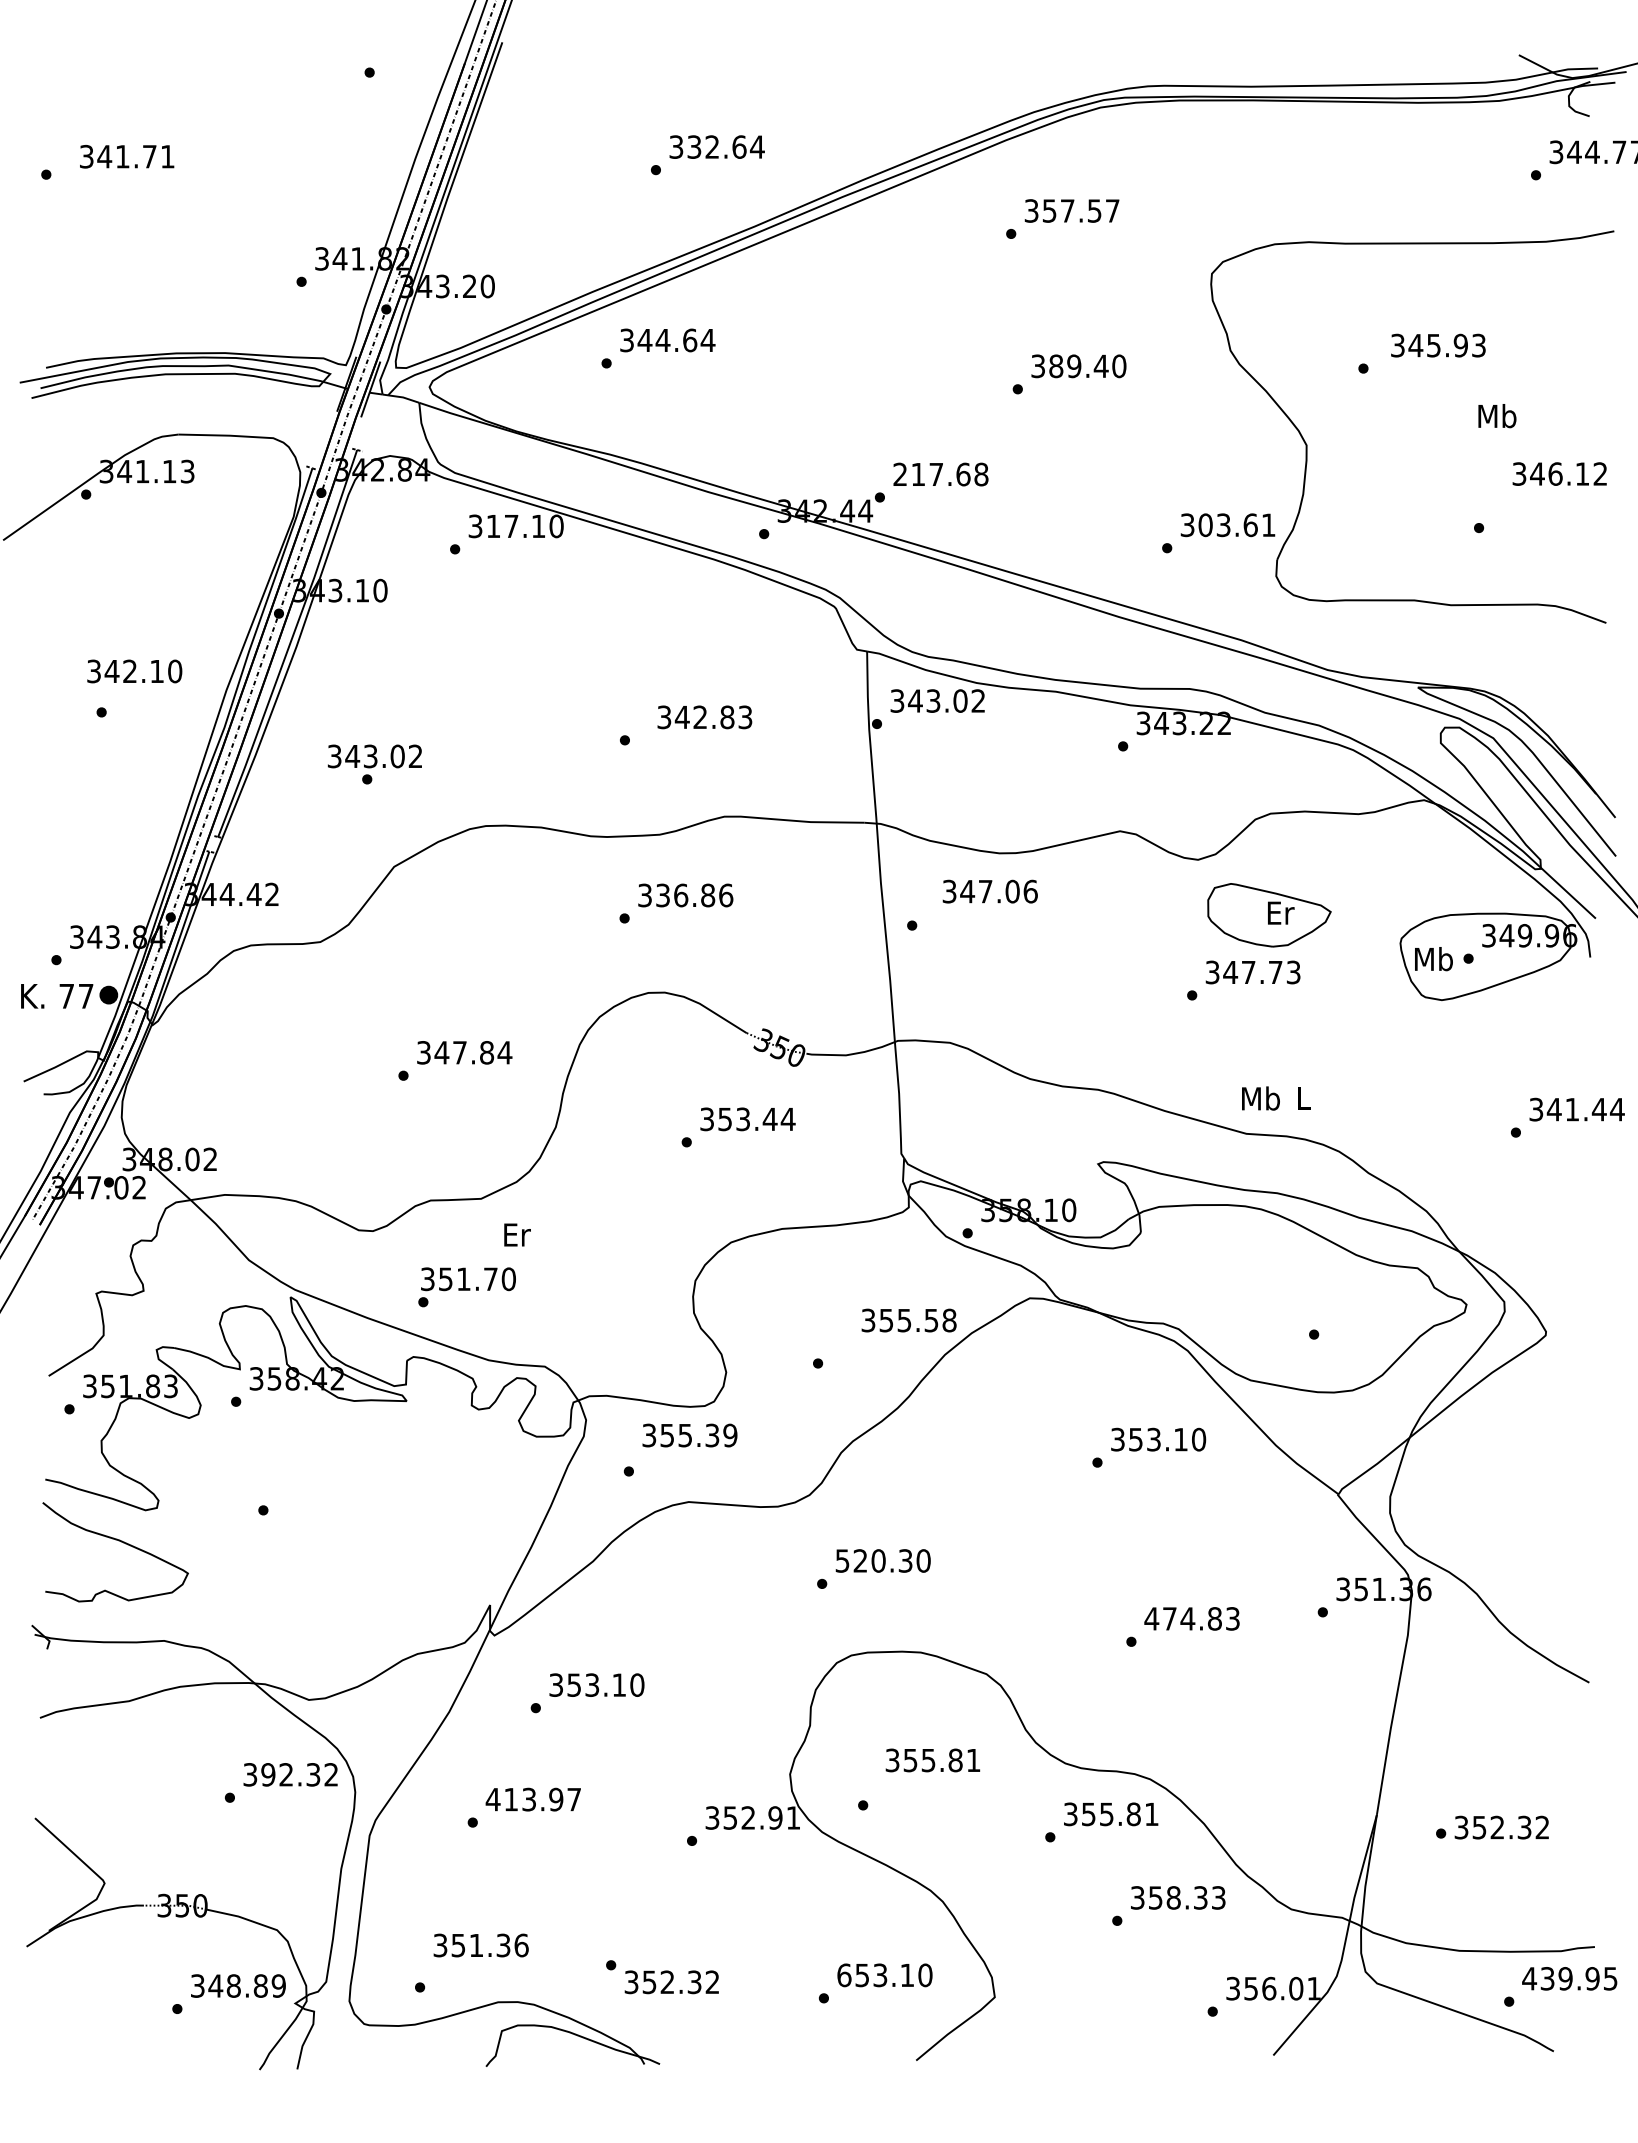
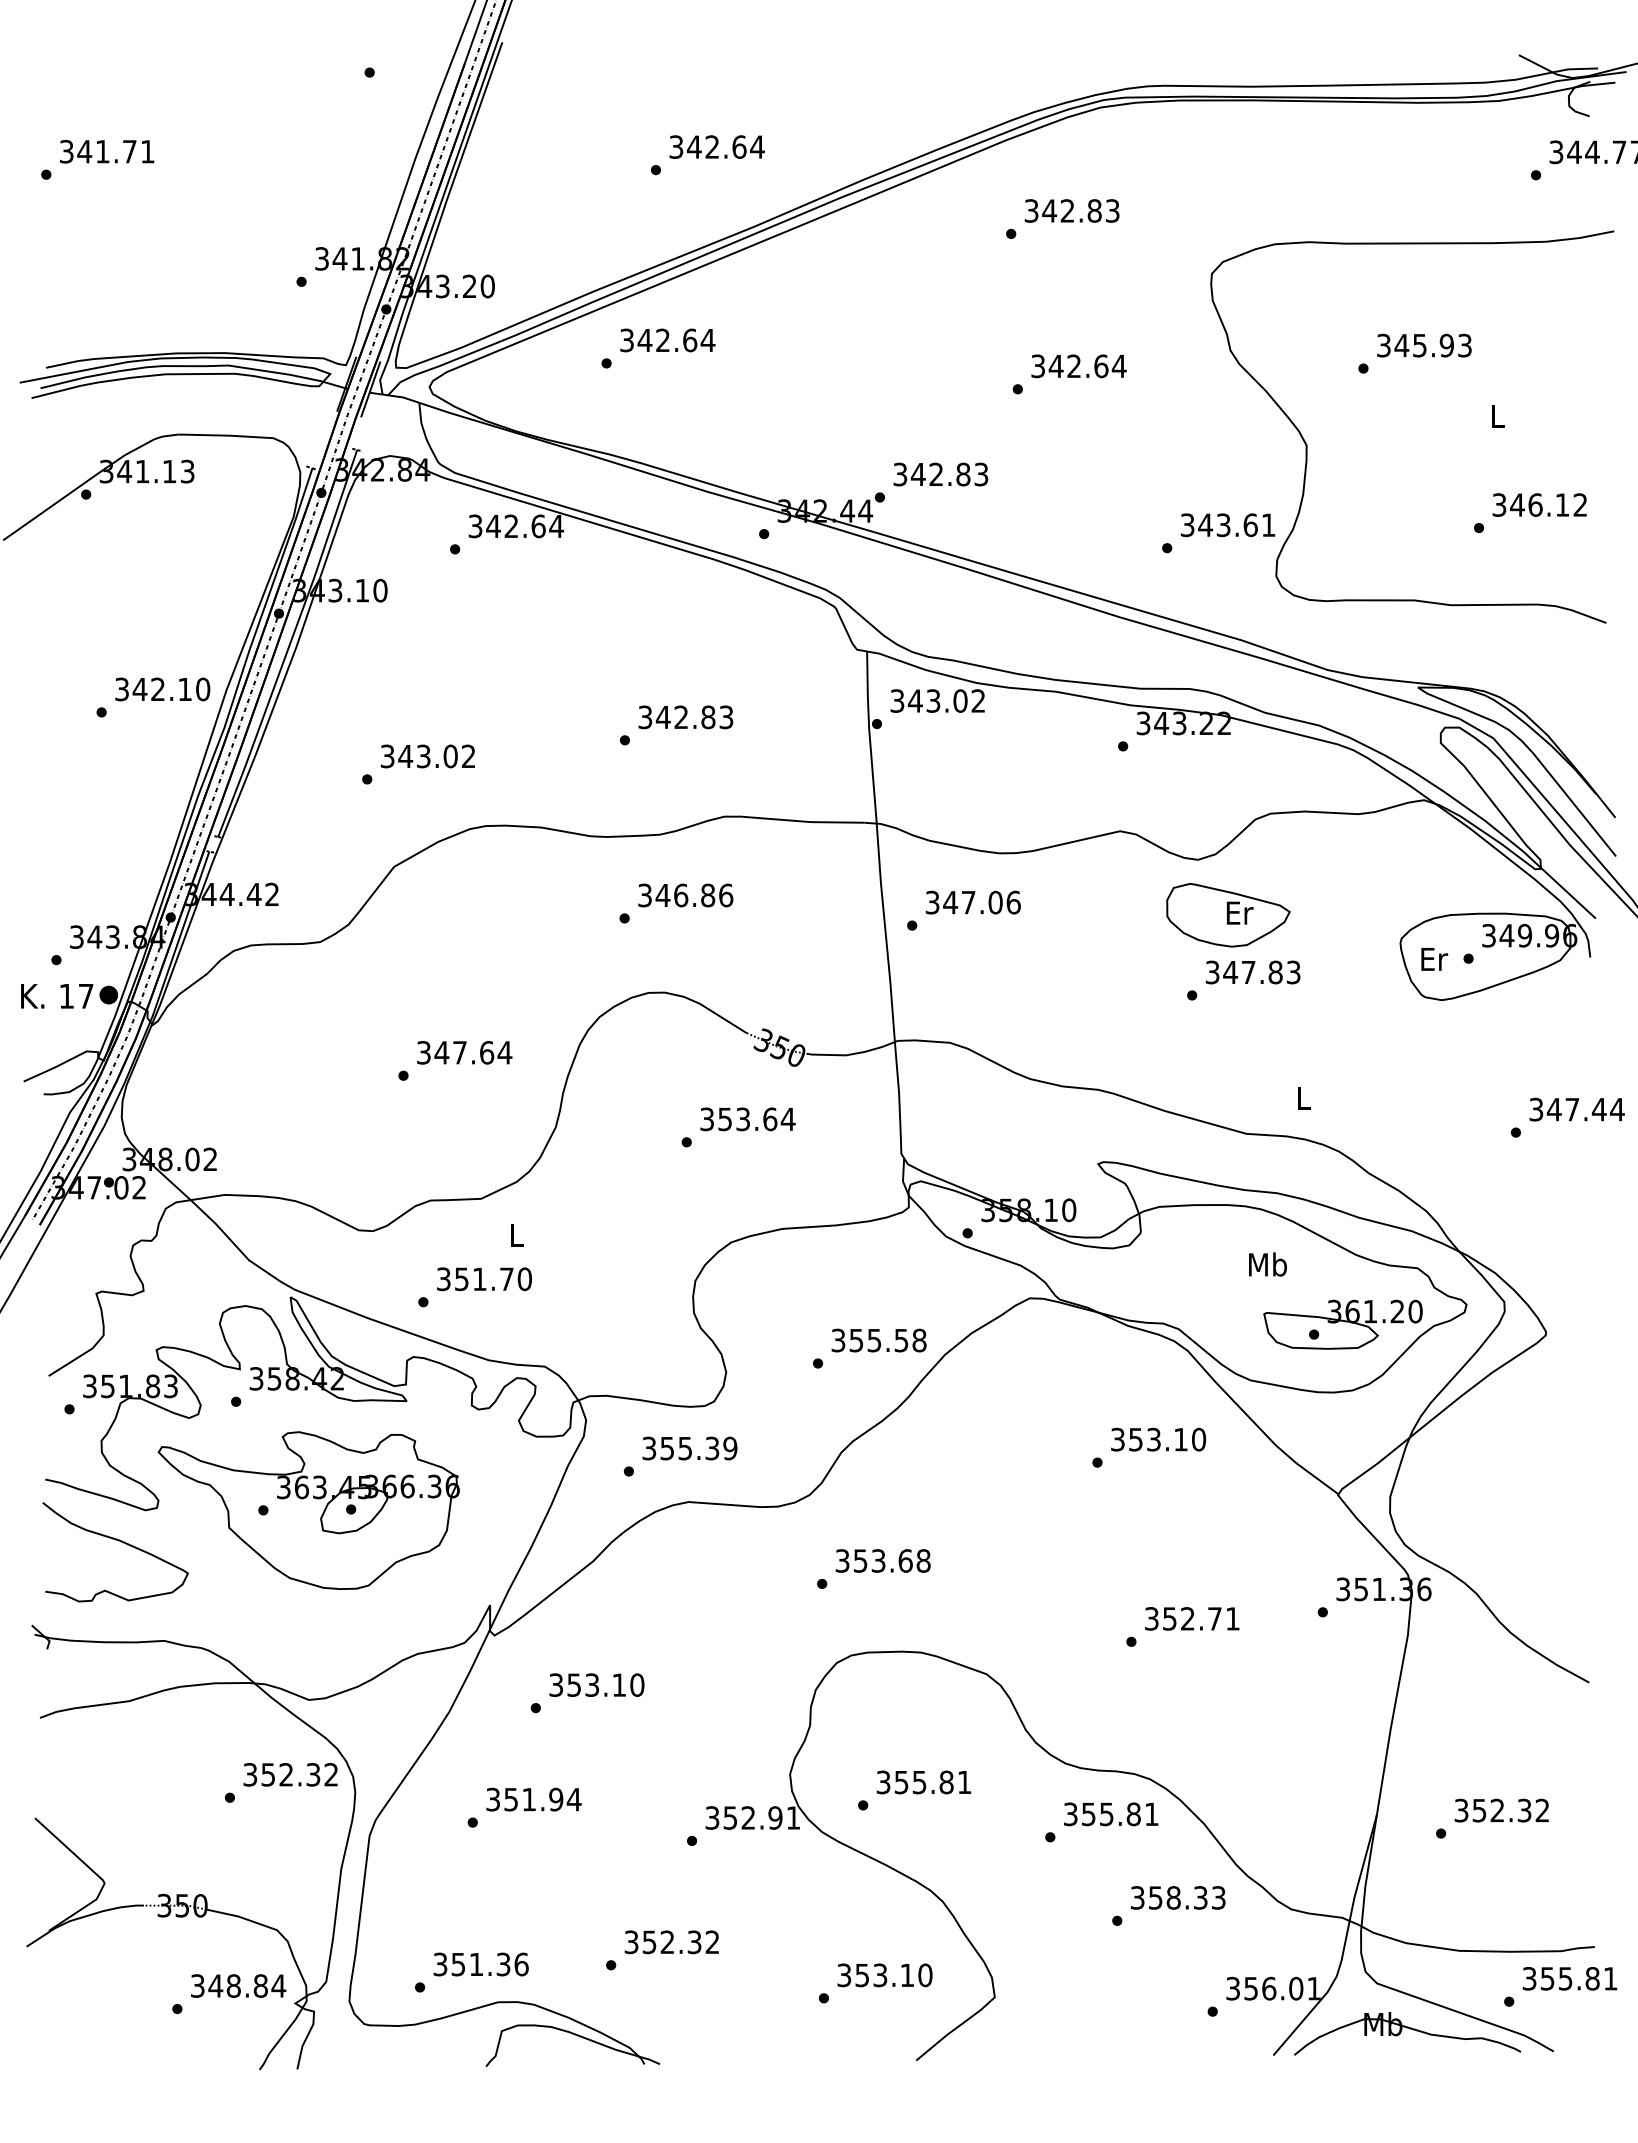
text: 332.64 -> 342.64 (693, 146)
text position: (127, 156) -> (107, 151) (107, 151)
text: 357.57 -> 342.83 (1080, 210)
text: 344.64 -> 342.64 (662, 339)
text position: (1438, 345) -> (1424, 345) (1424, 345)
text: 389.40 -> 342.64 (1087, 366)
text: Mb -> L (1497, 416)
text position: (1559, 473) -> (1539, 504) (1539, 504)
text: 217.68 -> 342.83 (940, 474)
text: 303.61 -> 343.61 (1205, 525)
text: 317.10 -> 342.64 (525, 526)
text position: (134, 671) -> (162, 689) (162, 689)
text position: (704, 717) -> (685, 717) (685, 717)
text position: (374, 756) -> (427, 756) (427, 756)
text position: (989, 891) -> (972, 902) (972, 902)
text: 336.86 -> 346.86 (662, 895)
part position: (1269, 915) -> (1228, 915) (1228, 915)
text: Mb -> Er (1433, 959)
text: 347.73 -> 347.83 (1275, 972)
text: 77 -> 17 (66, 996)
text: 347.84 -> 347.64 (487, 1052)
text position: (1260, 1098) -> (1267, 1264) (1267, 1264)
text: 341.44 -> 347.44 (1571, 1109)
text: 353.44 -> 353.64 (769, 1119)
text: Er -> L (517, 1234)
text position: (468, 1279) -> (484, 1279) (484, 1279)
text position: (908, 1320) -> (878, 1340) (878, 1340)
part: none -> present (1342, 1324)
text position: (689, 1435) -> (689, 1448) (689, 1448)
part: none -> present (308, 1510)
text: 520.30 -> 353.68 (883, 1560)
text: 474.83 -> 352.71 (1191, 1618)
text position: (932, 1760) -> (923, 1782) (923, 1782)
text: 392.32 -> 352.32 (268, 1774)
text: 413.97 -> 351.94 (533, 1799)
text position: (1501, 1827) -> (1501, 1810) (1501, 1810)
text position: (480, 1945) -> (480, 1964) (480, 1964)
text: 653.10 -> 353.10 (844, 1975)
text: 439.95 -> 355.81 (1569, 1978)
text position: (671, 1982) -> (671, 1942) (671, 1942)
text: 348.89 -> 348.84 (278, 1985)
part: none -> present (1407, 2033)
